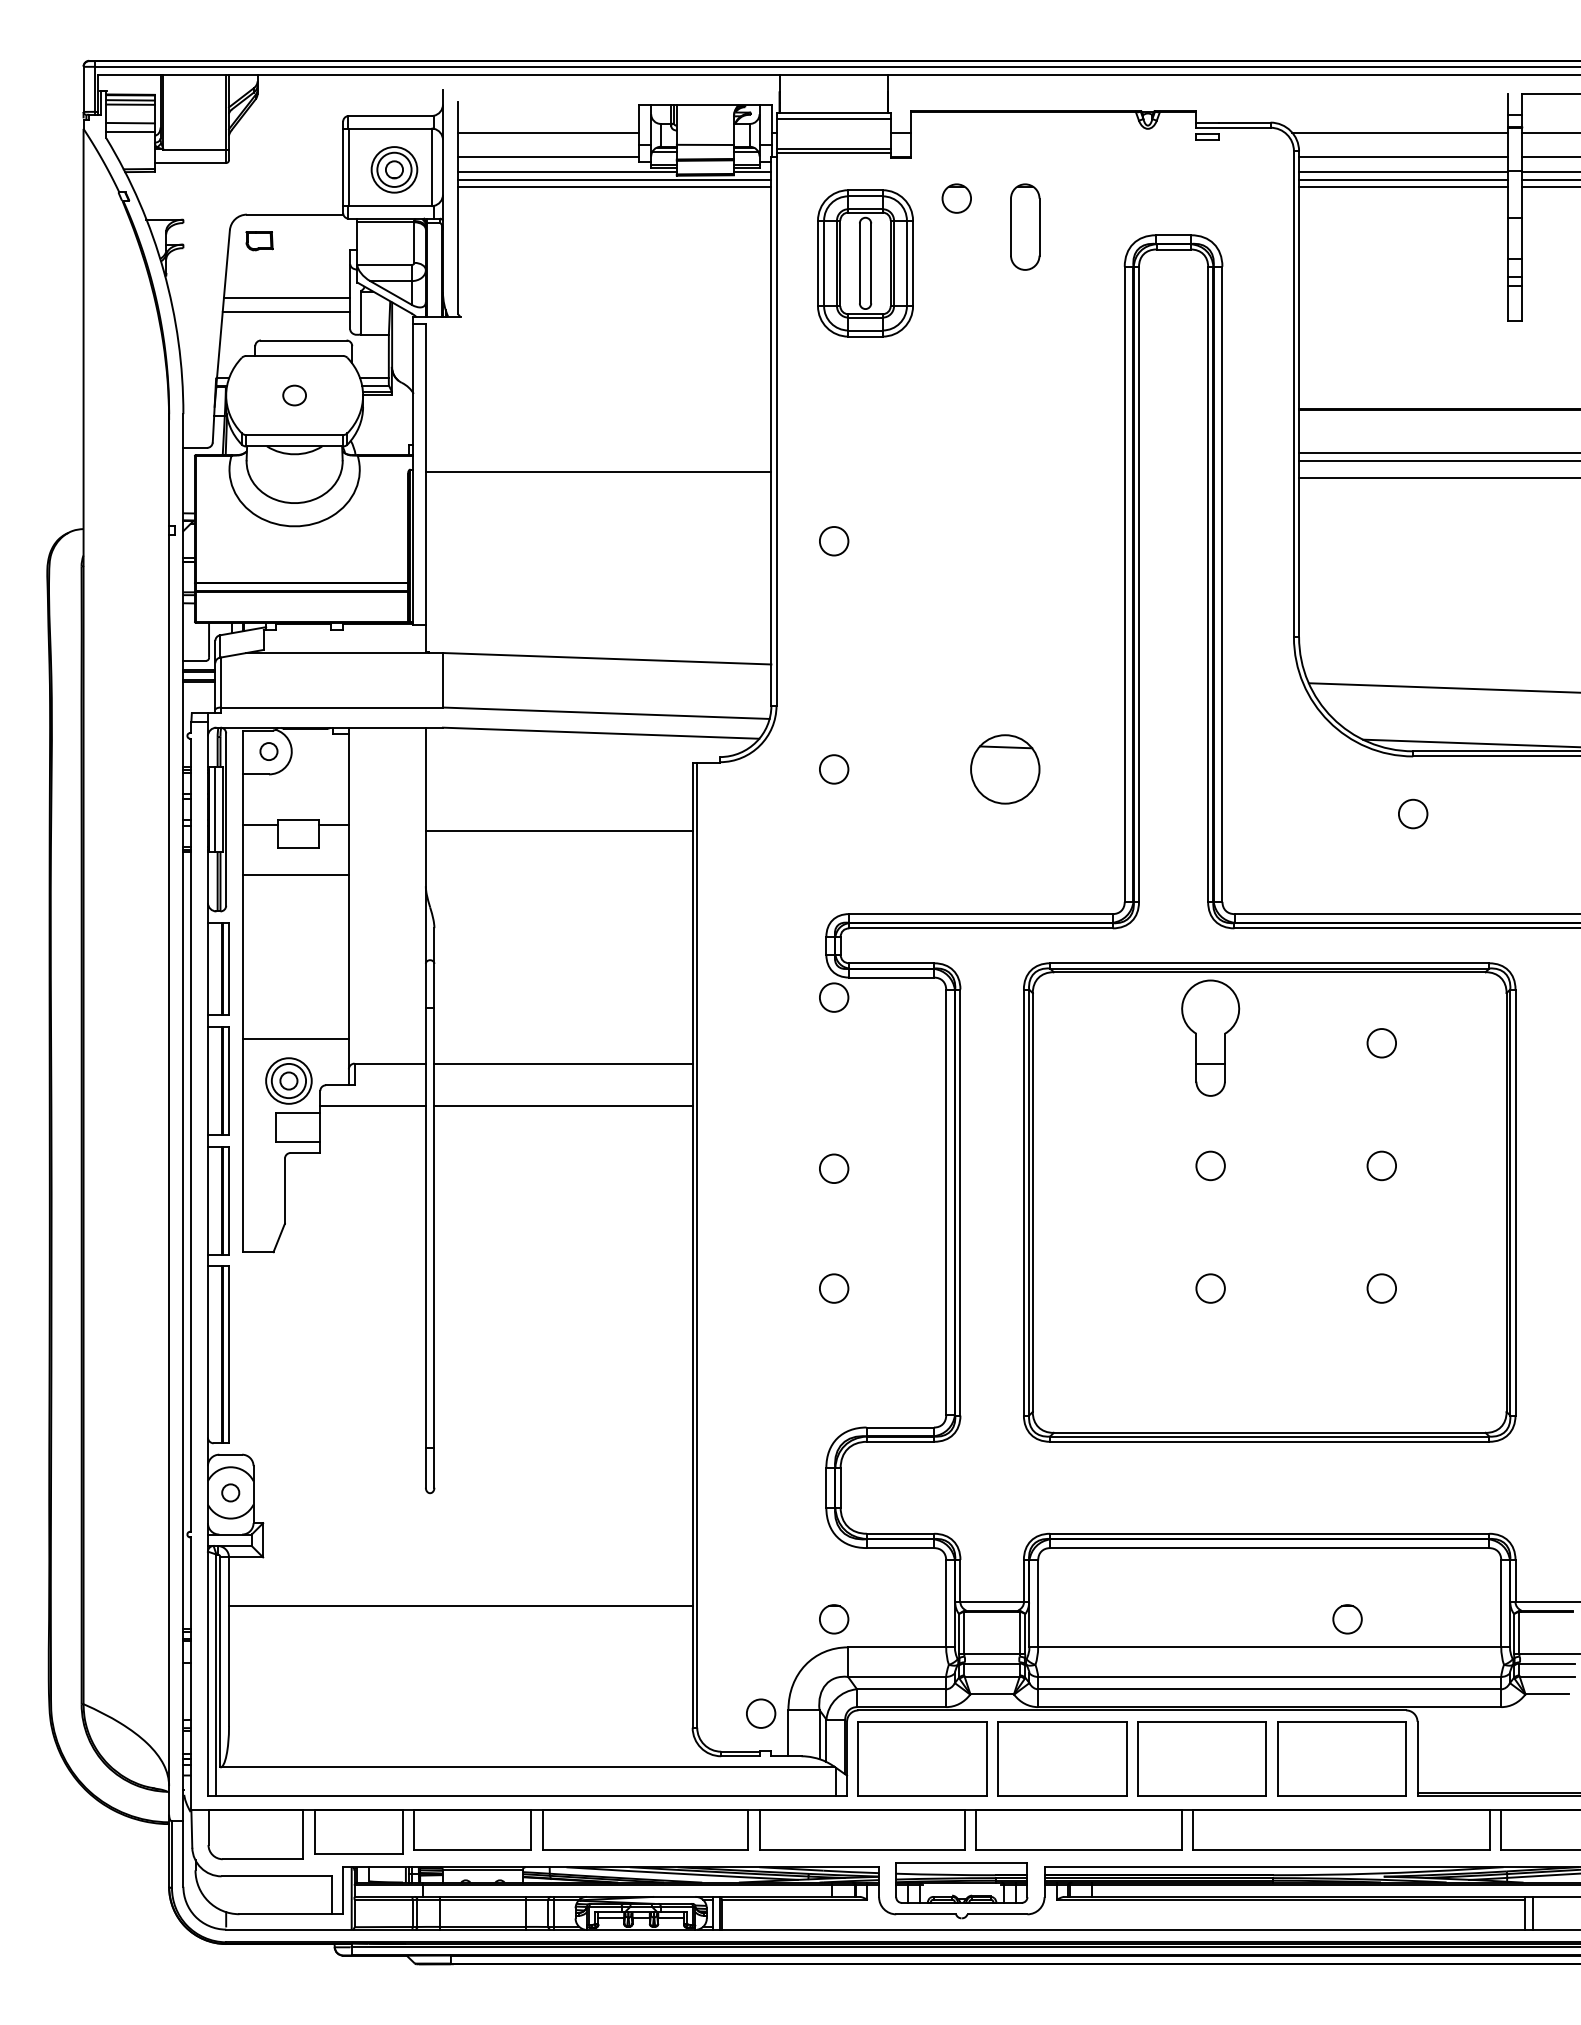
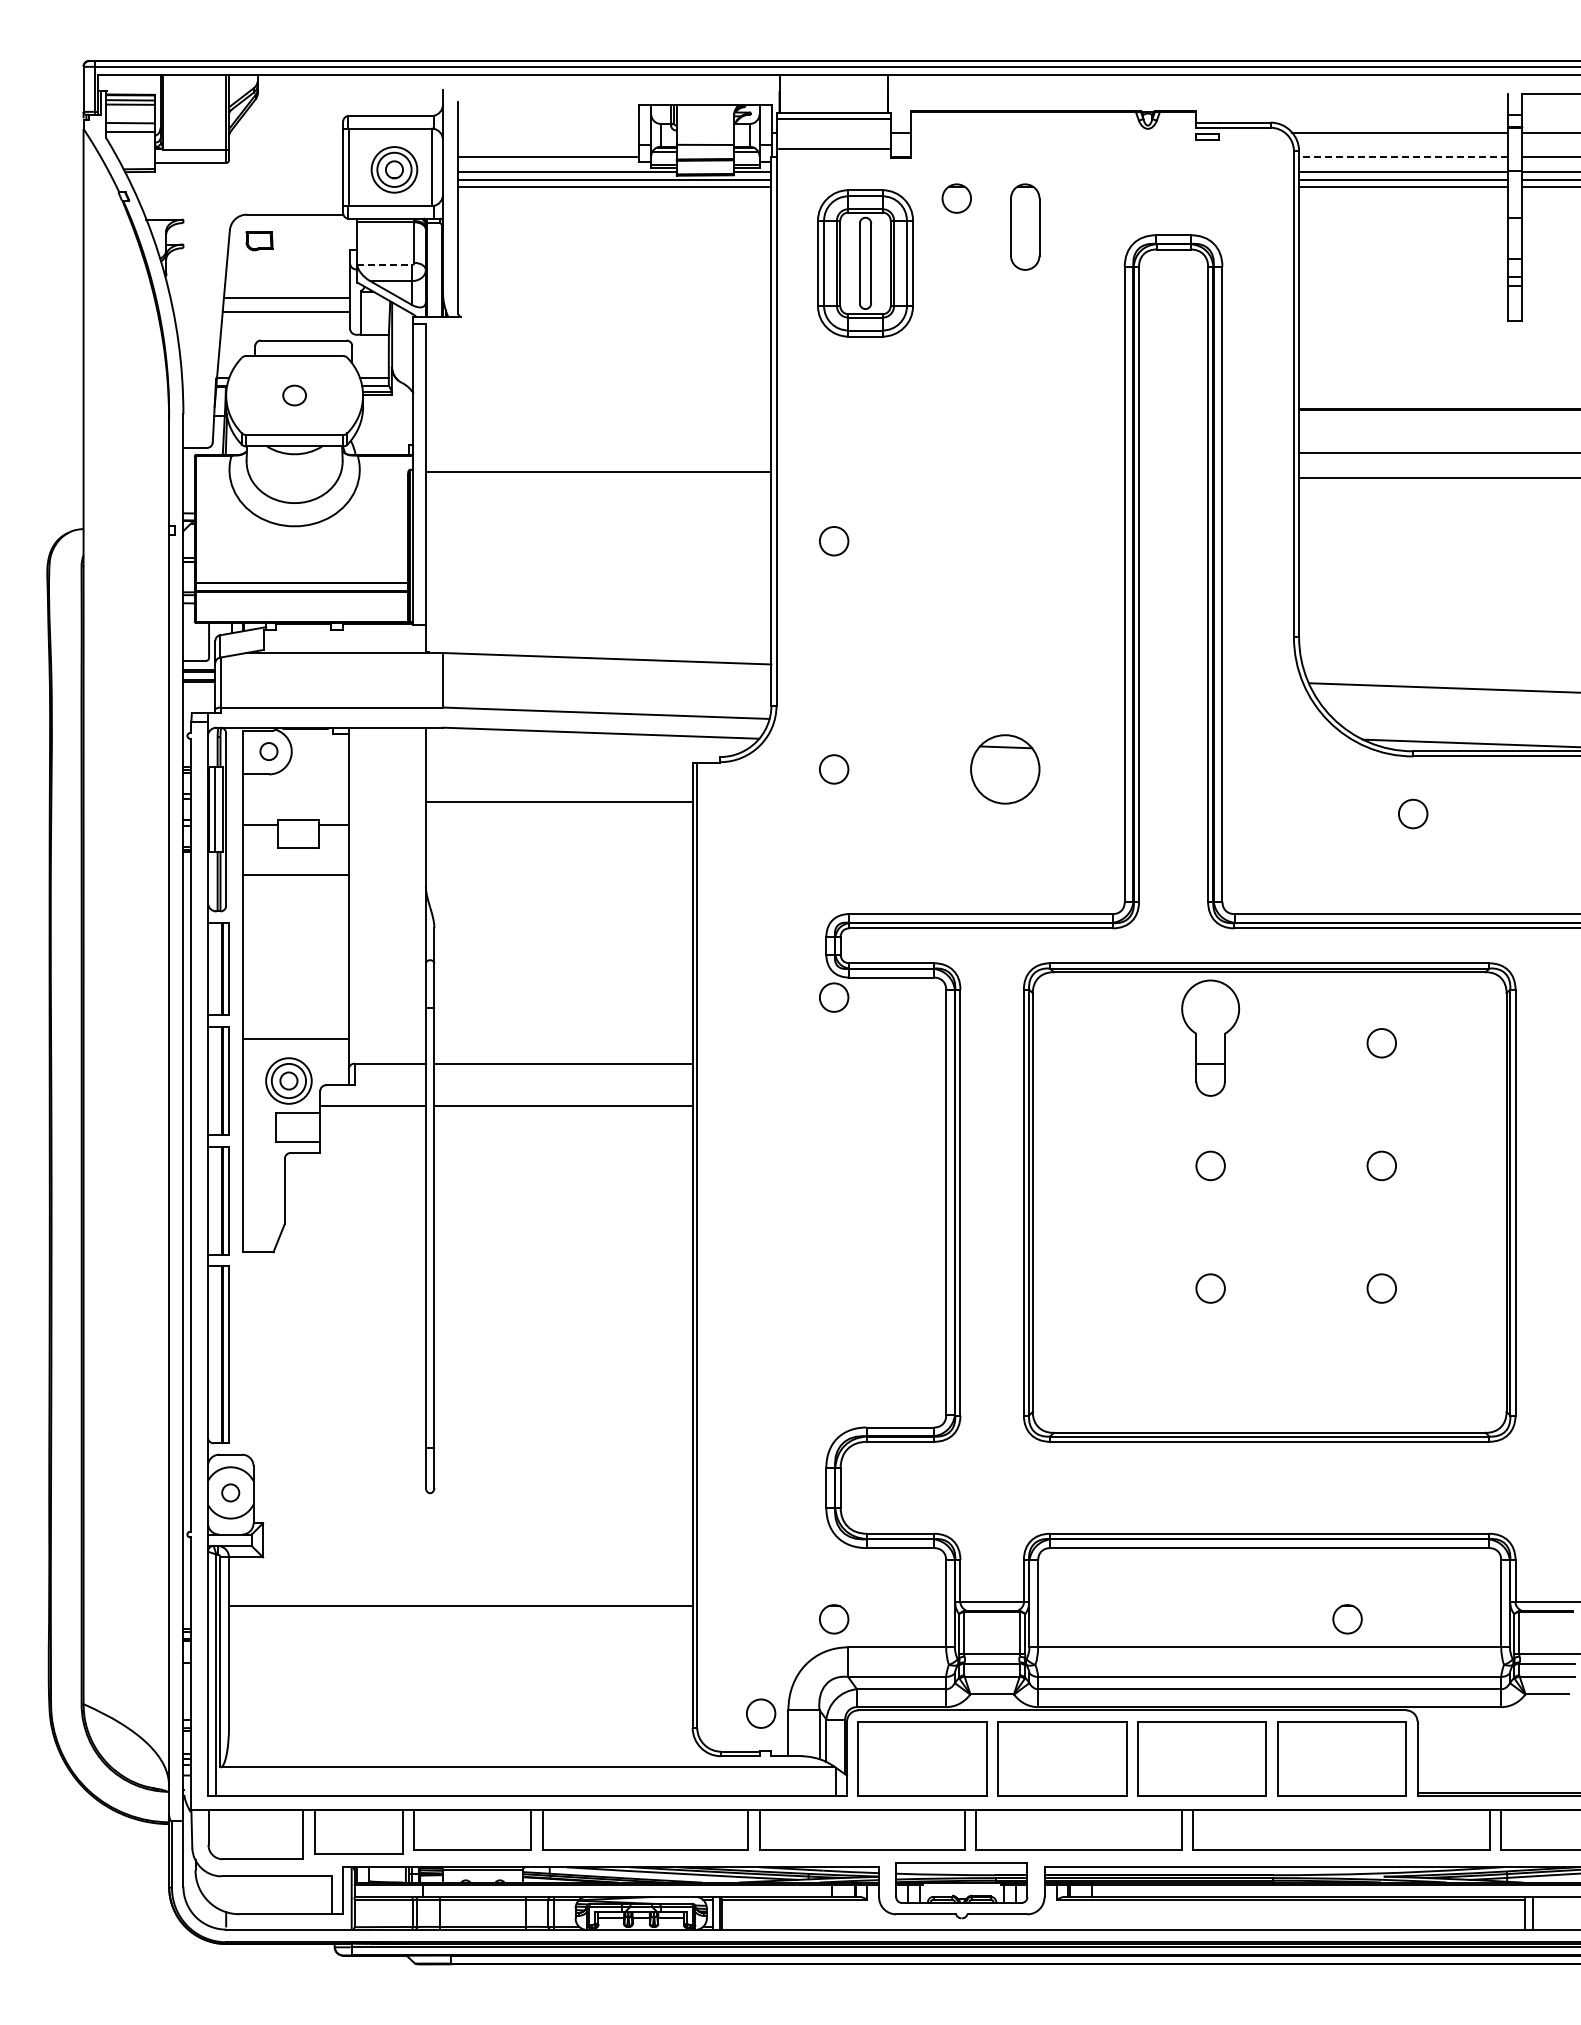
line: present -> none (547, 132)
line: present -> none (834, 153)
line: solid -> dashed (1403, 156)
line: solid -> dashed (384, 265)
line: present -> none (1438, 460)
line position: (558, 830) -> (558, 801) (558, 801)
circle: present -> none (834, 1168)
circle: present -> none (834, 1288)
